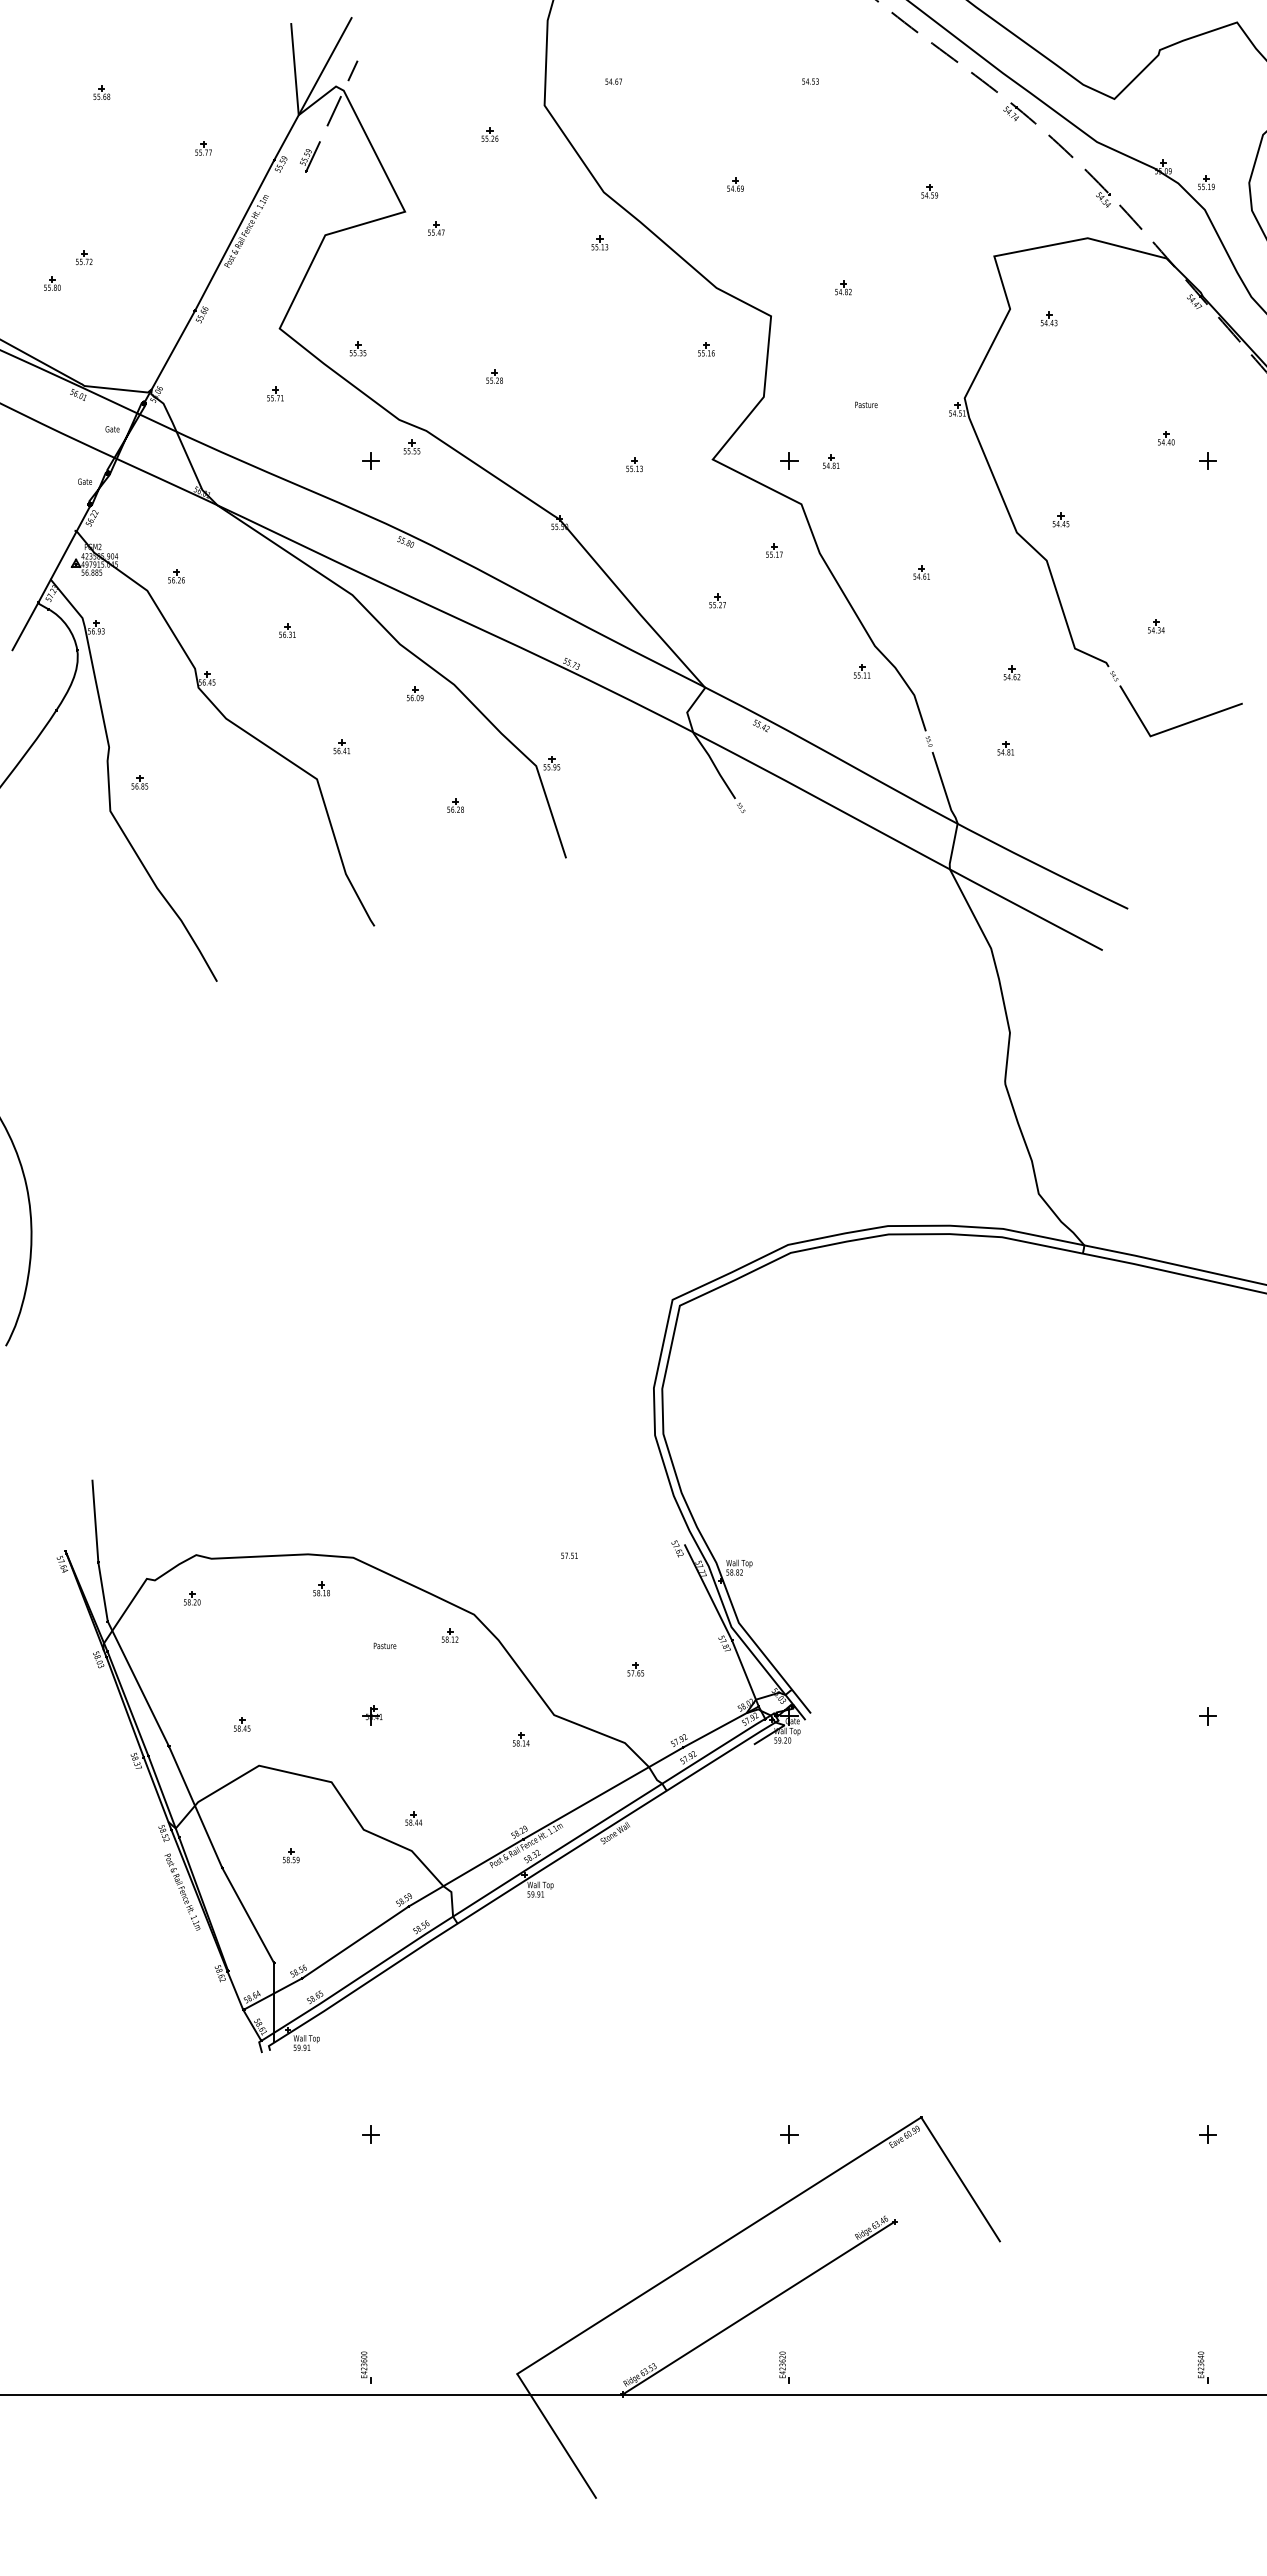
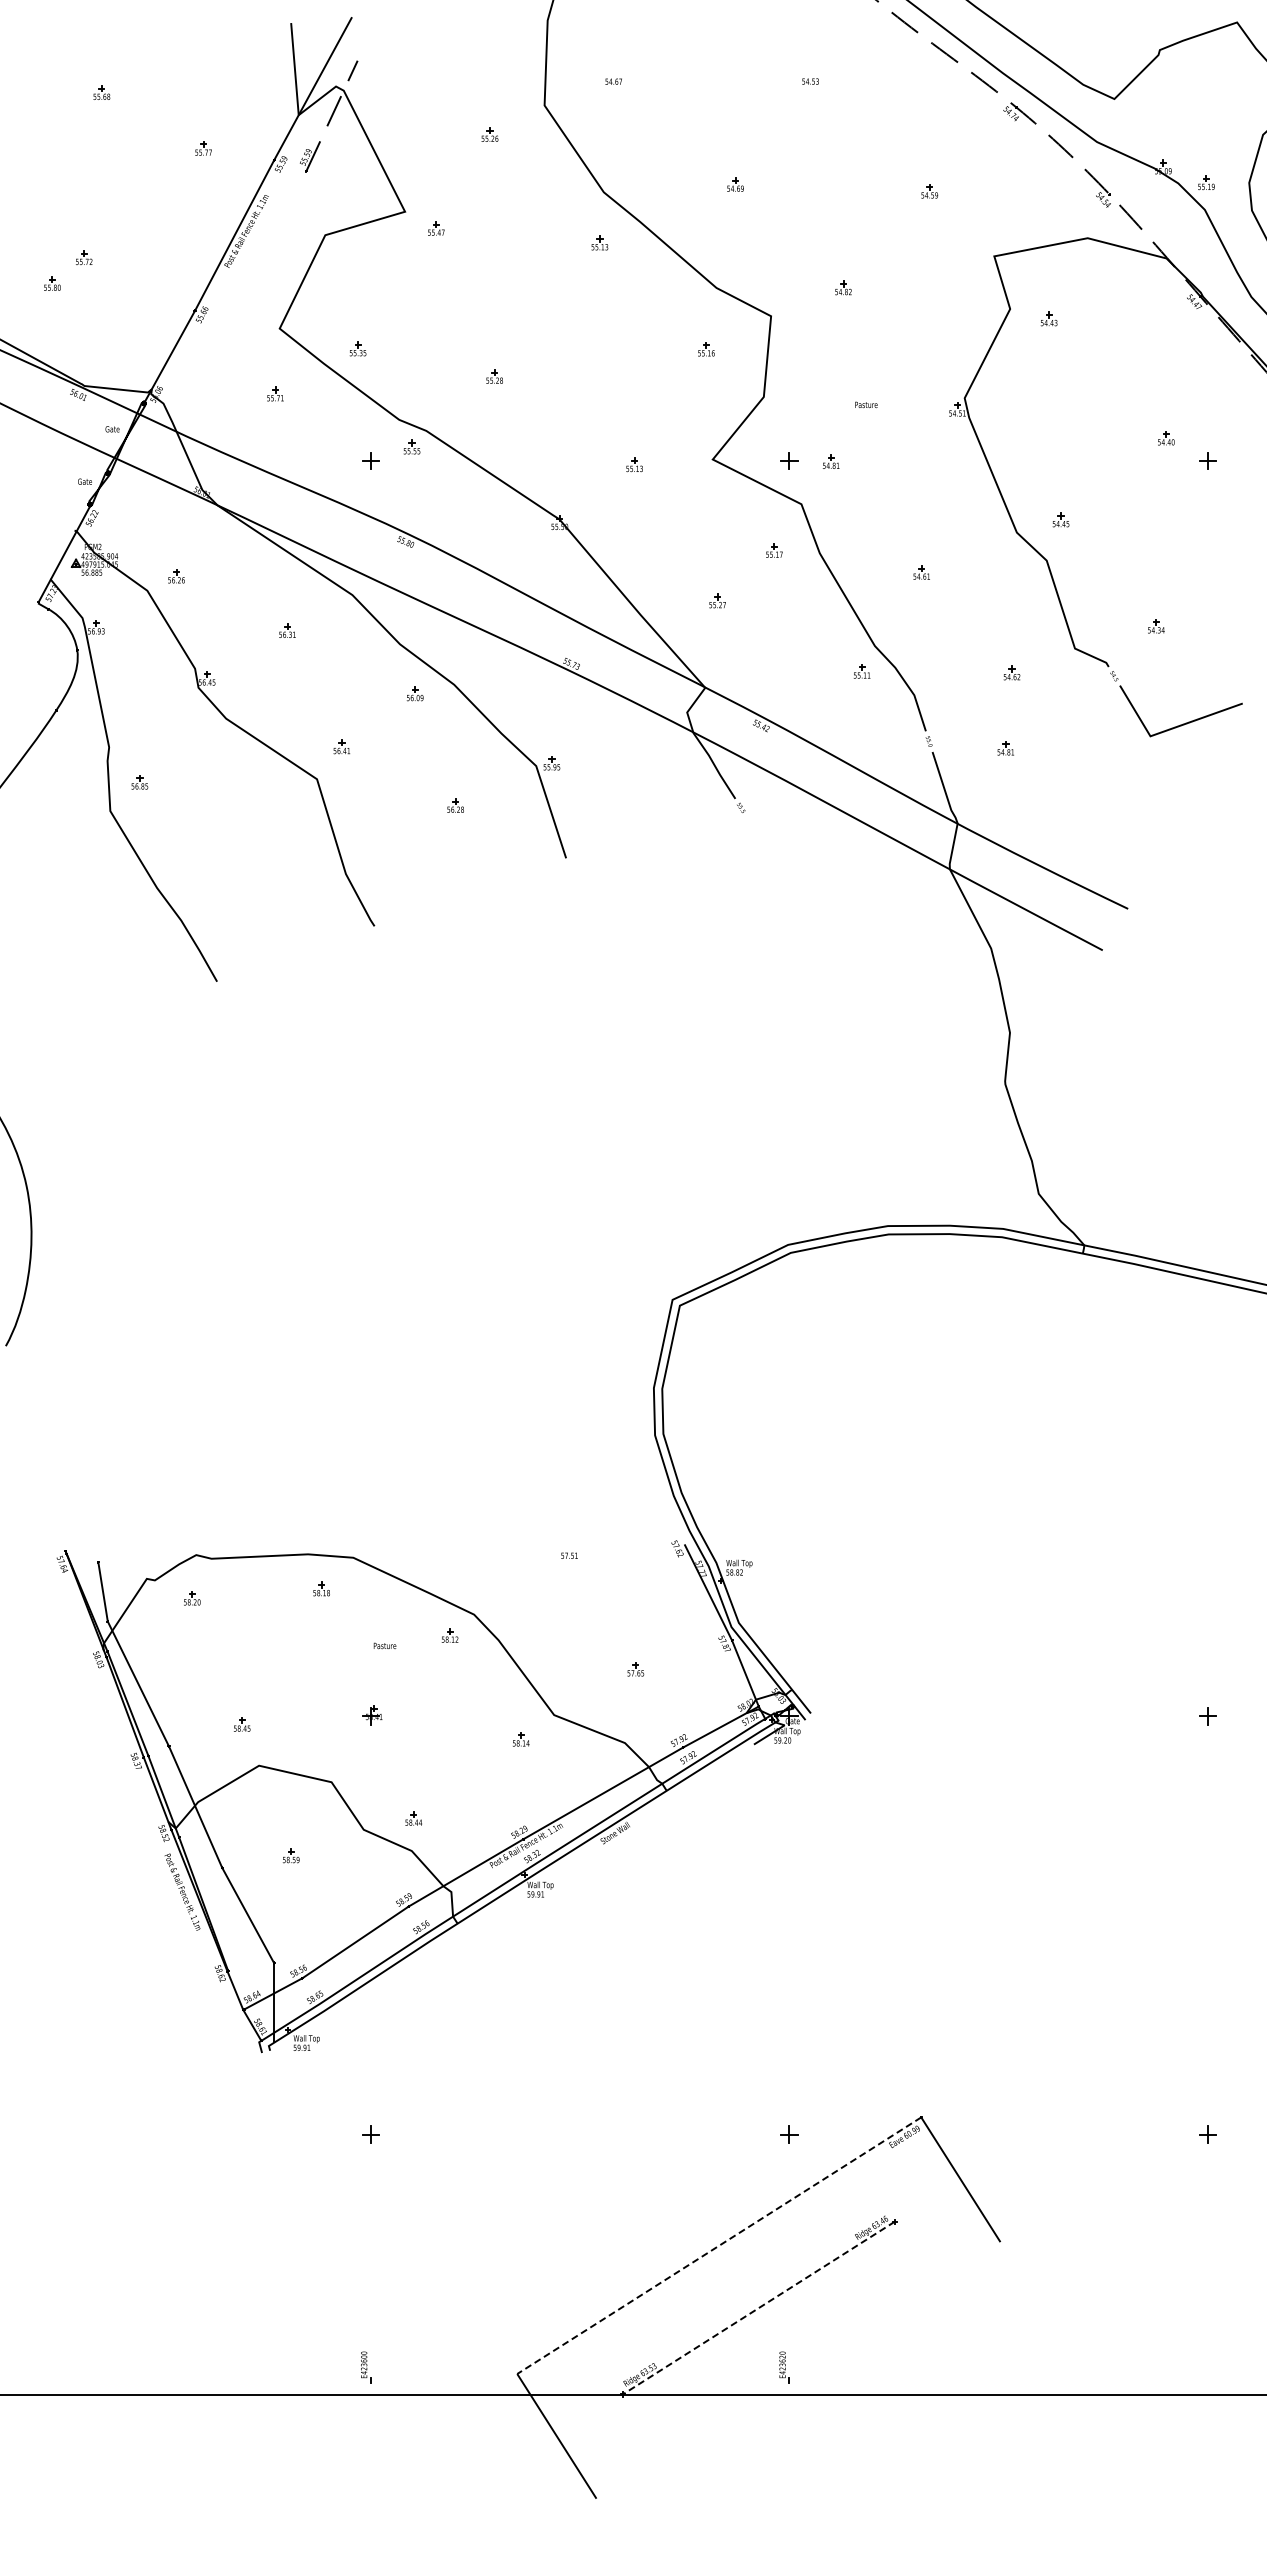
line: present -> none (25, 626)
line: present -> none (95, 1521)
line: solid -> dashed (718, 2245)
line: solid -> dashed (758, 2308)
part: present -> none (1202, 2367)
